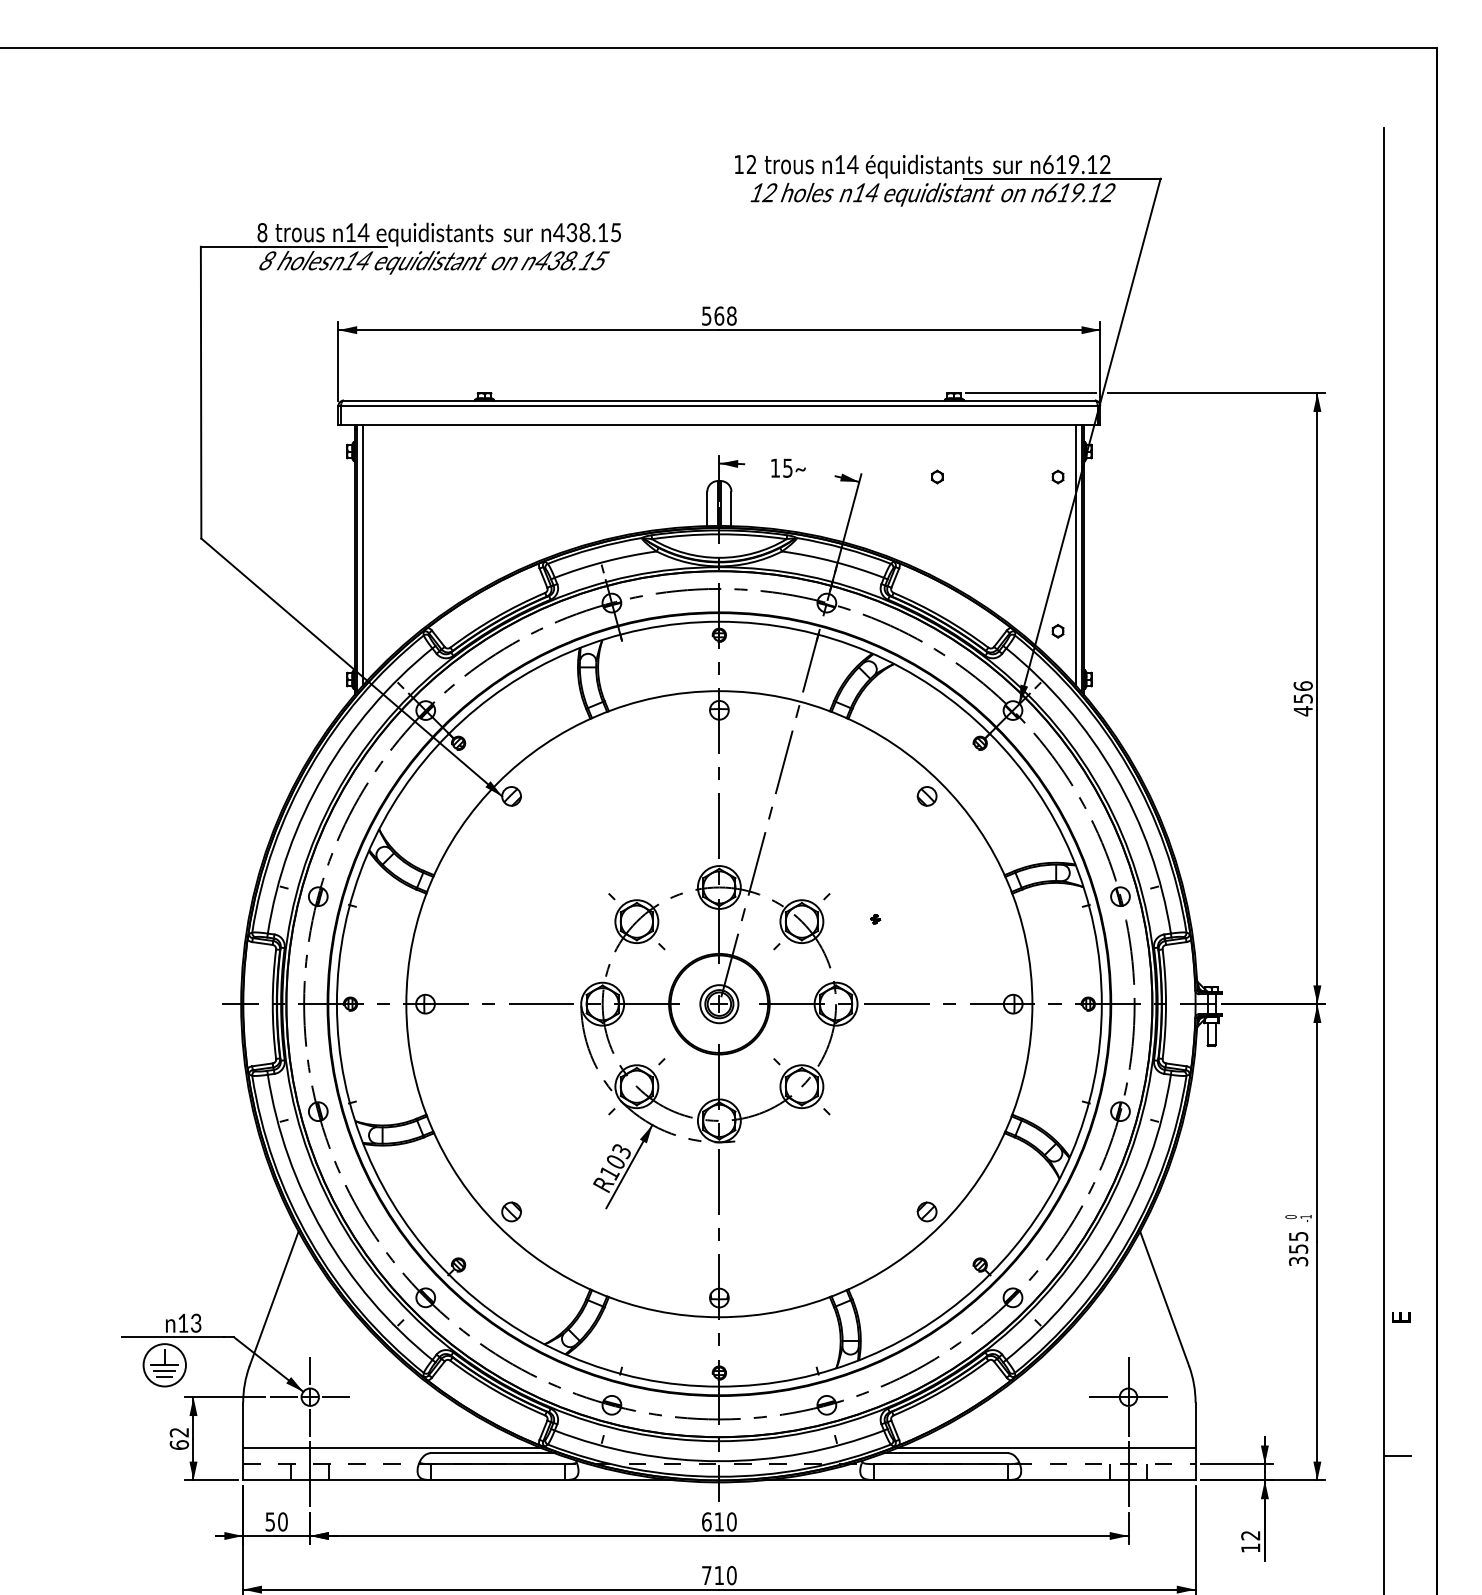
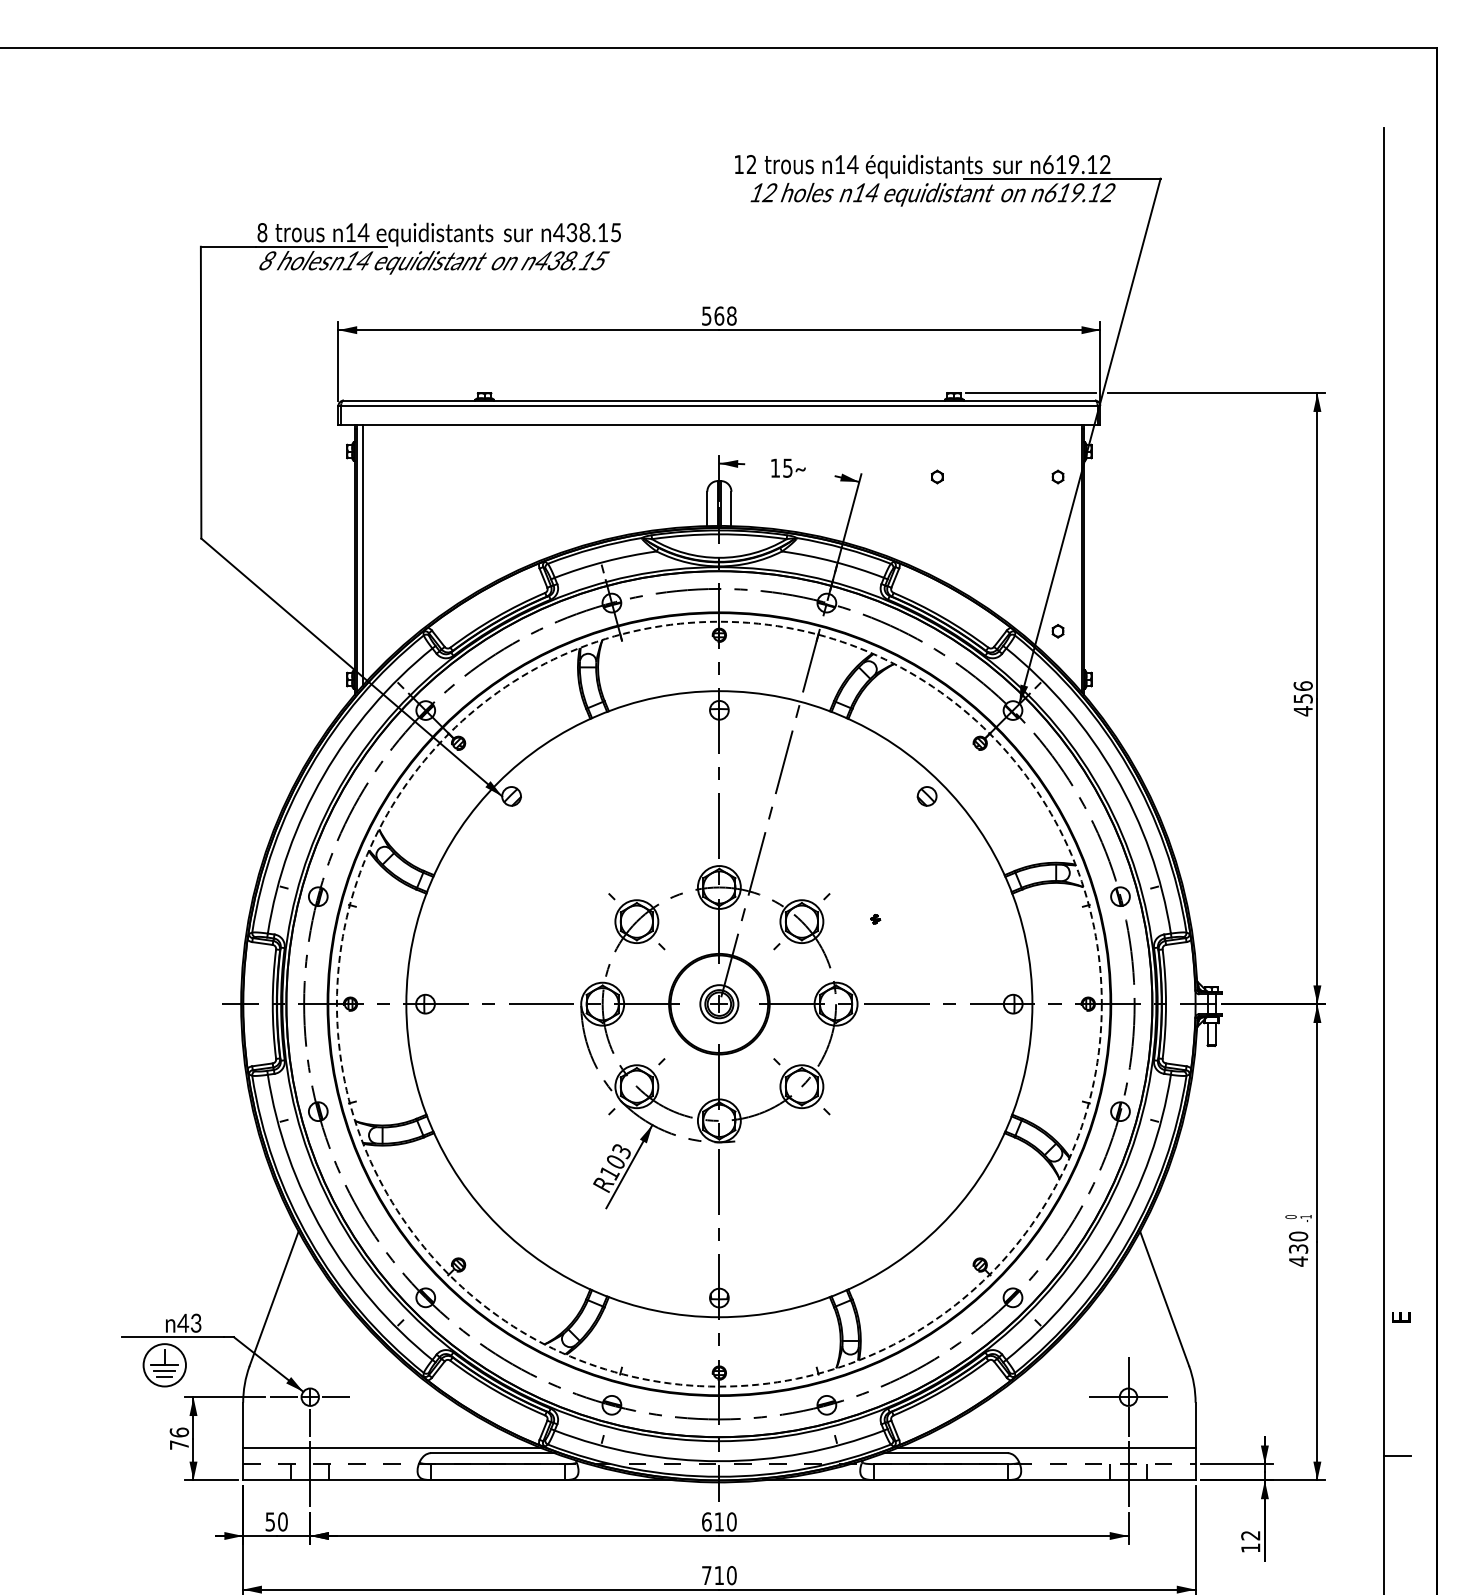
line: present -> none (1076, 554)
circle: solid -> dashed (718, 1003)
part: present -> none (511, 1211)
part: present -> none (926, 1211)
text: 355 -> 430 (1298, 1248)
text: 13 -> 43 (183, 1322)
line: present -> none (310, 1371)
text: 62 -> 76 (179, 1438)
